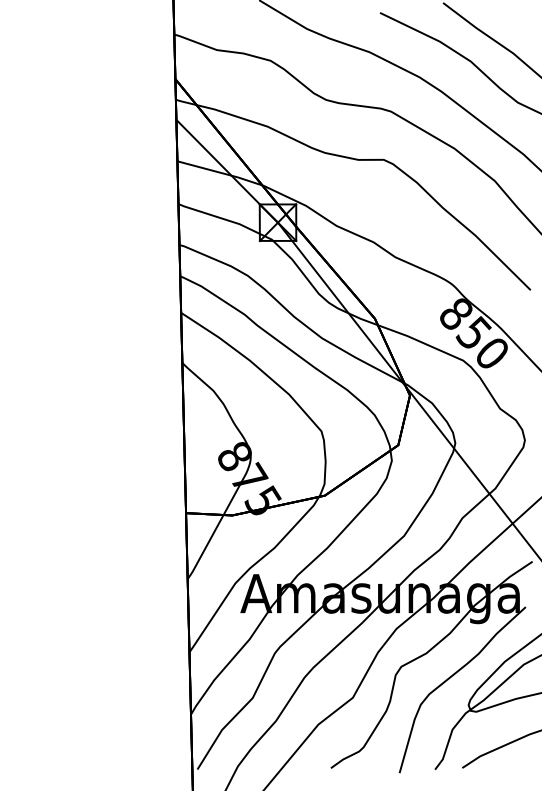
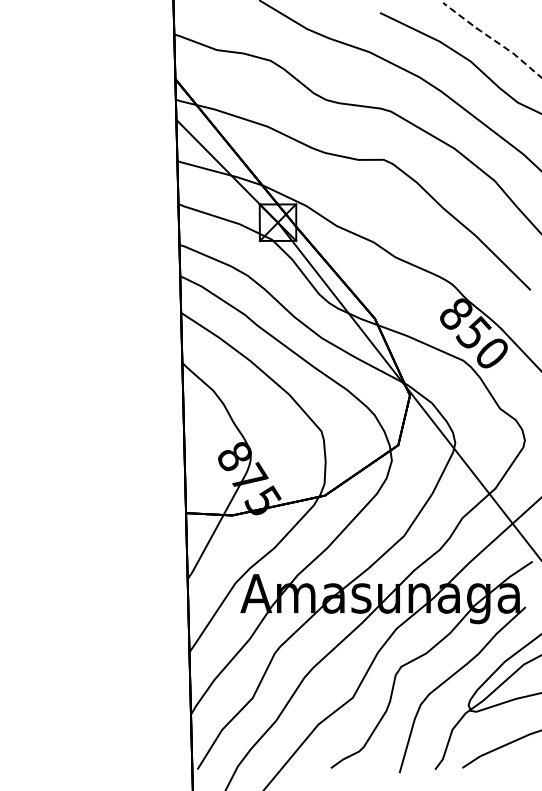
line: solid -> dashed (492, 39)
